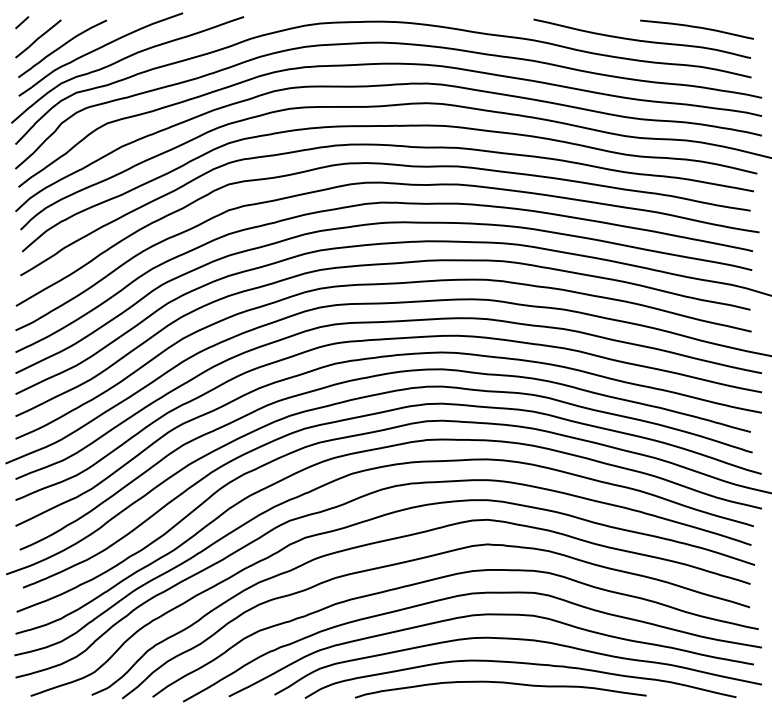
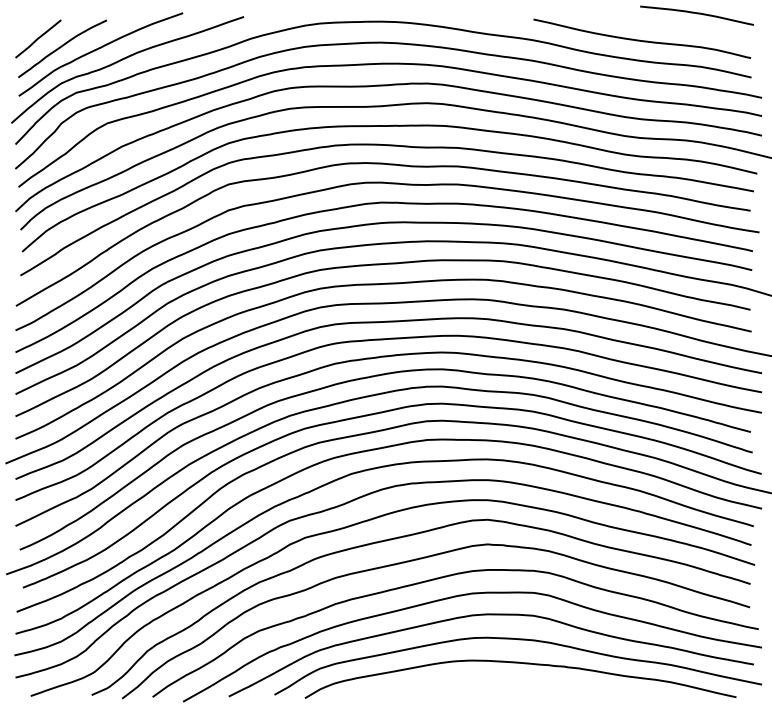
line: present -> none (22, 22)
curve position: (697, 28) -> (697, 14) (697, 14)
curve: present -> none (500, 683)
